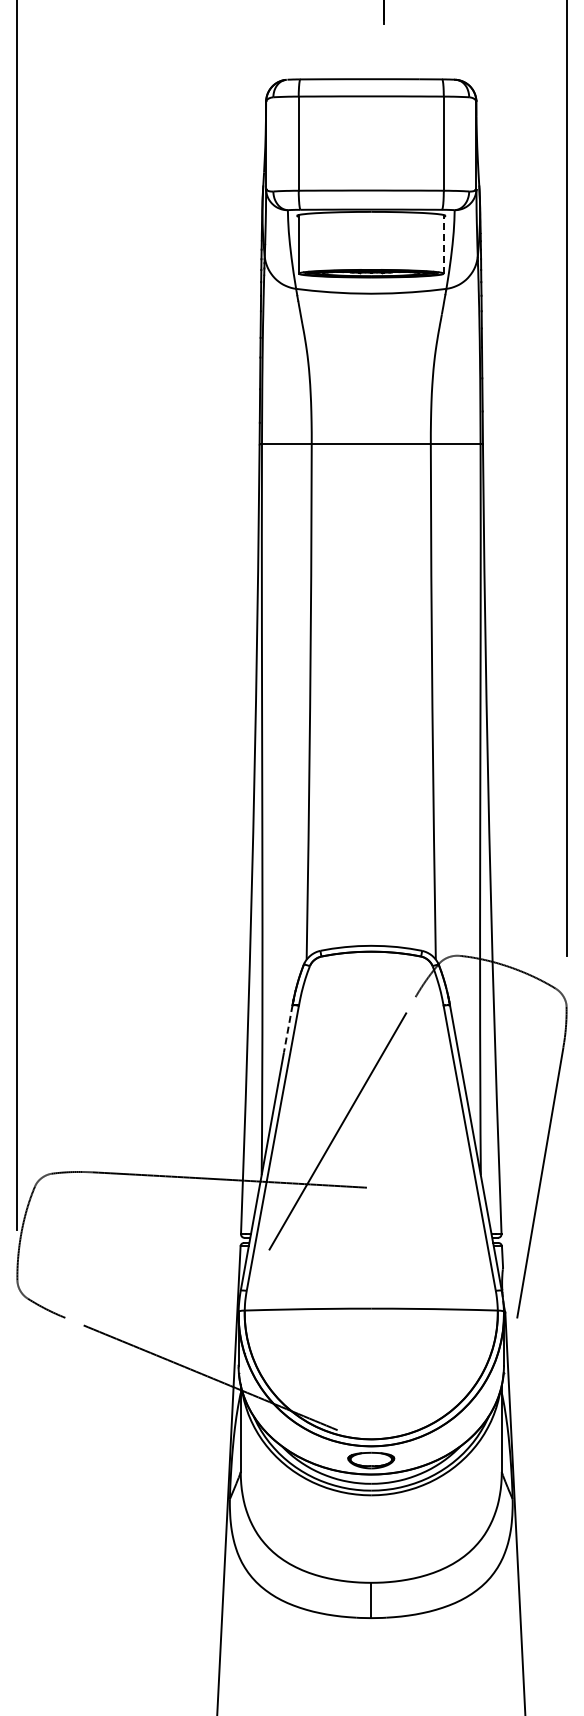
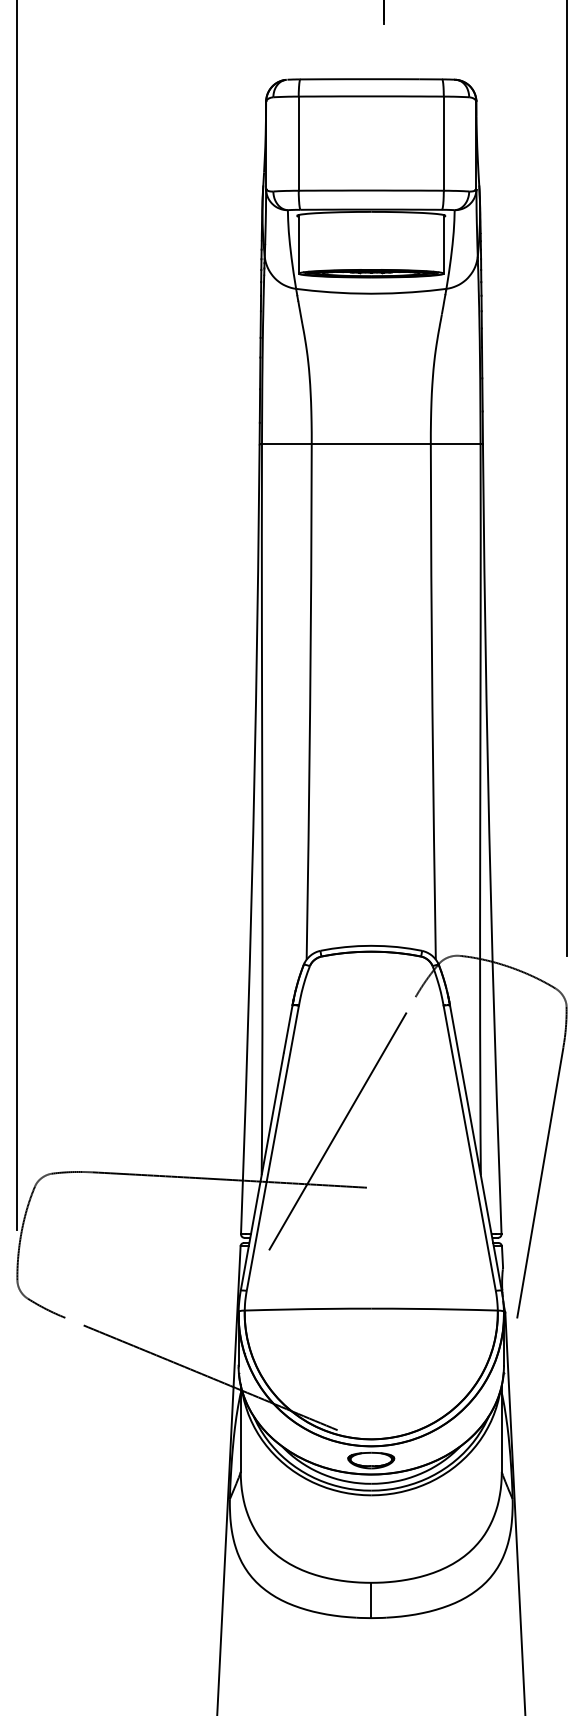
line: dashed -> solid (443, 243)
line: dashed -> solid (288, 1029)
